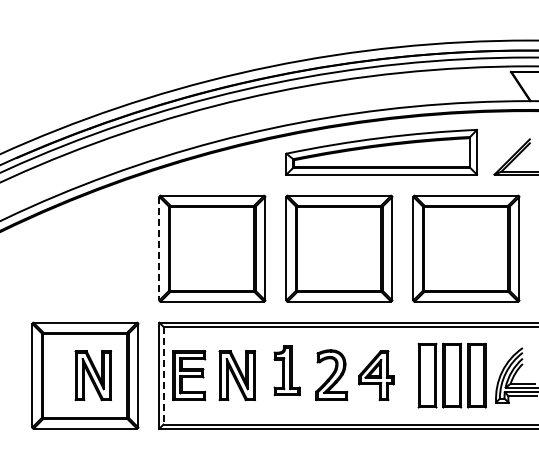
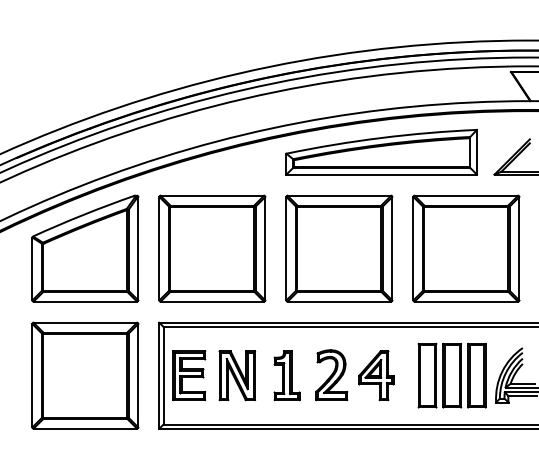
part: none -> present (85, 248)
line: dashed -> solid (159, 248)
part position: (286, 370) -> (286, 375) (286, 375)
part: present -> none (93, 375)
line: dashed -> solid (163, 375)
